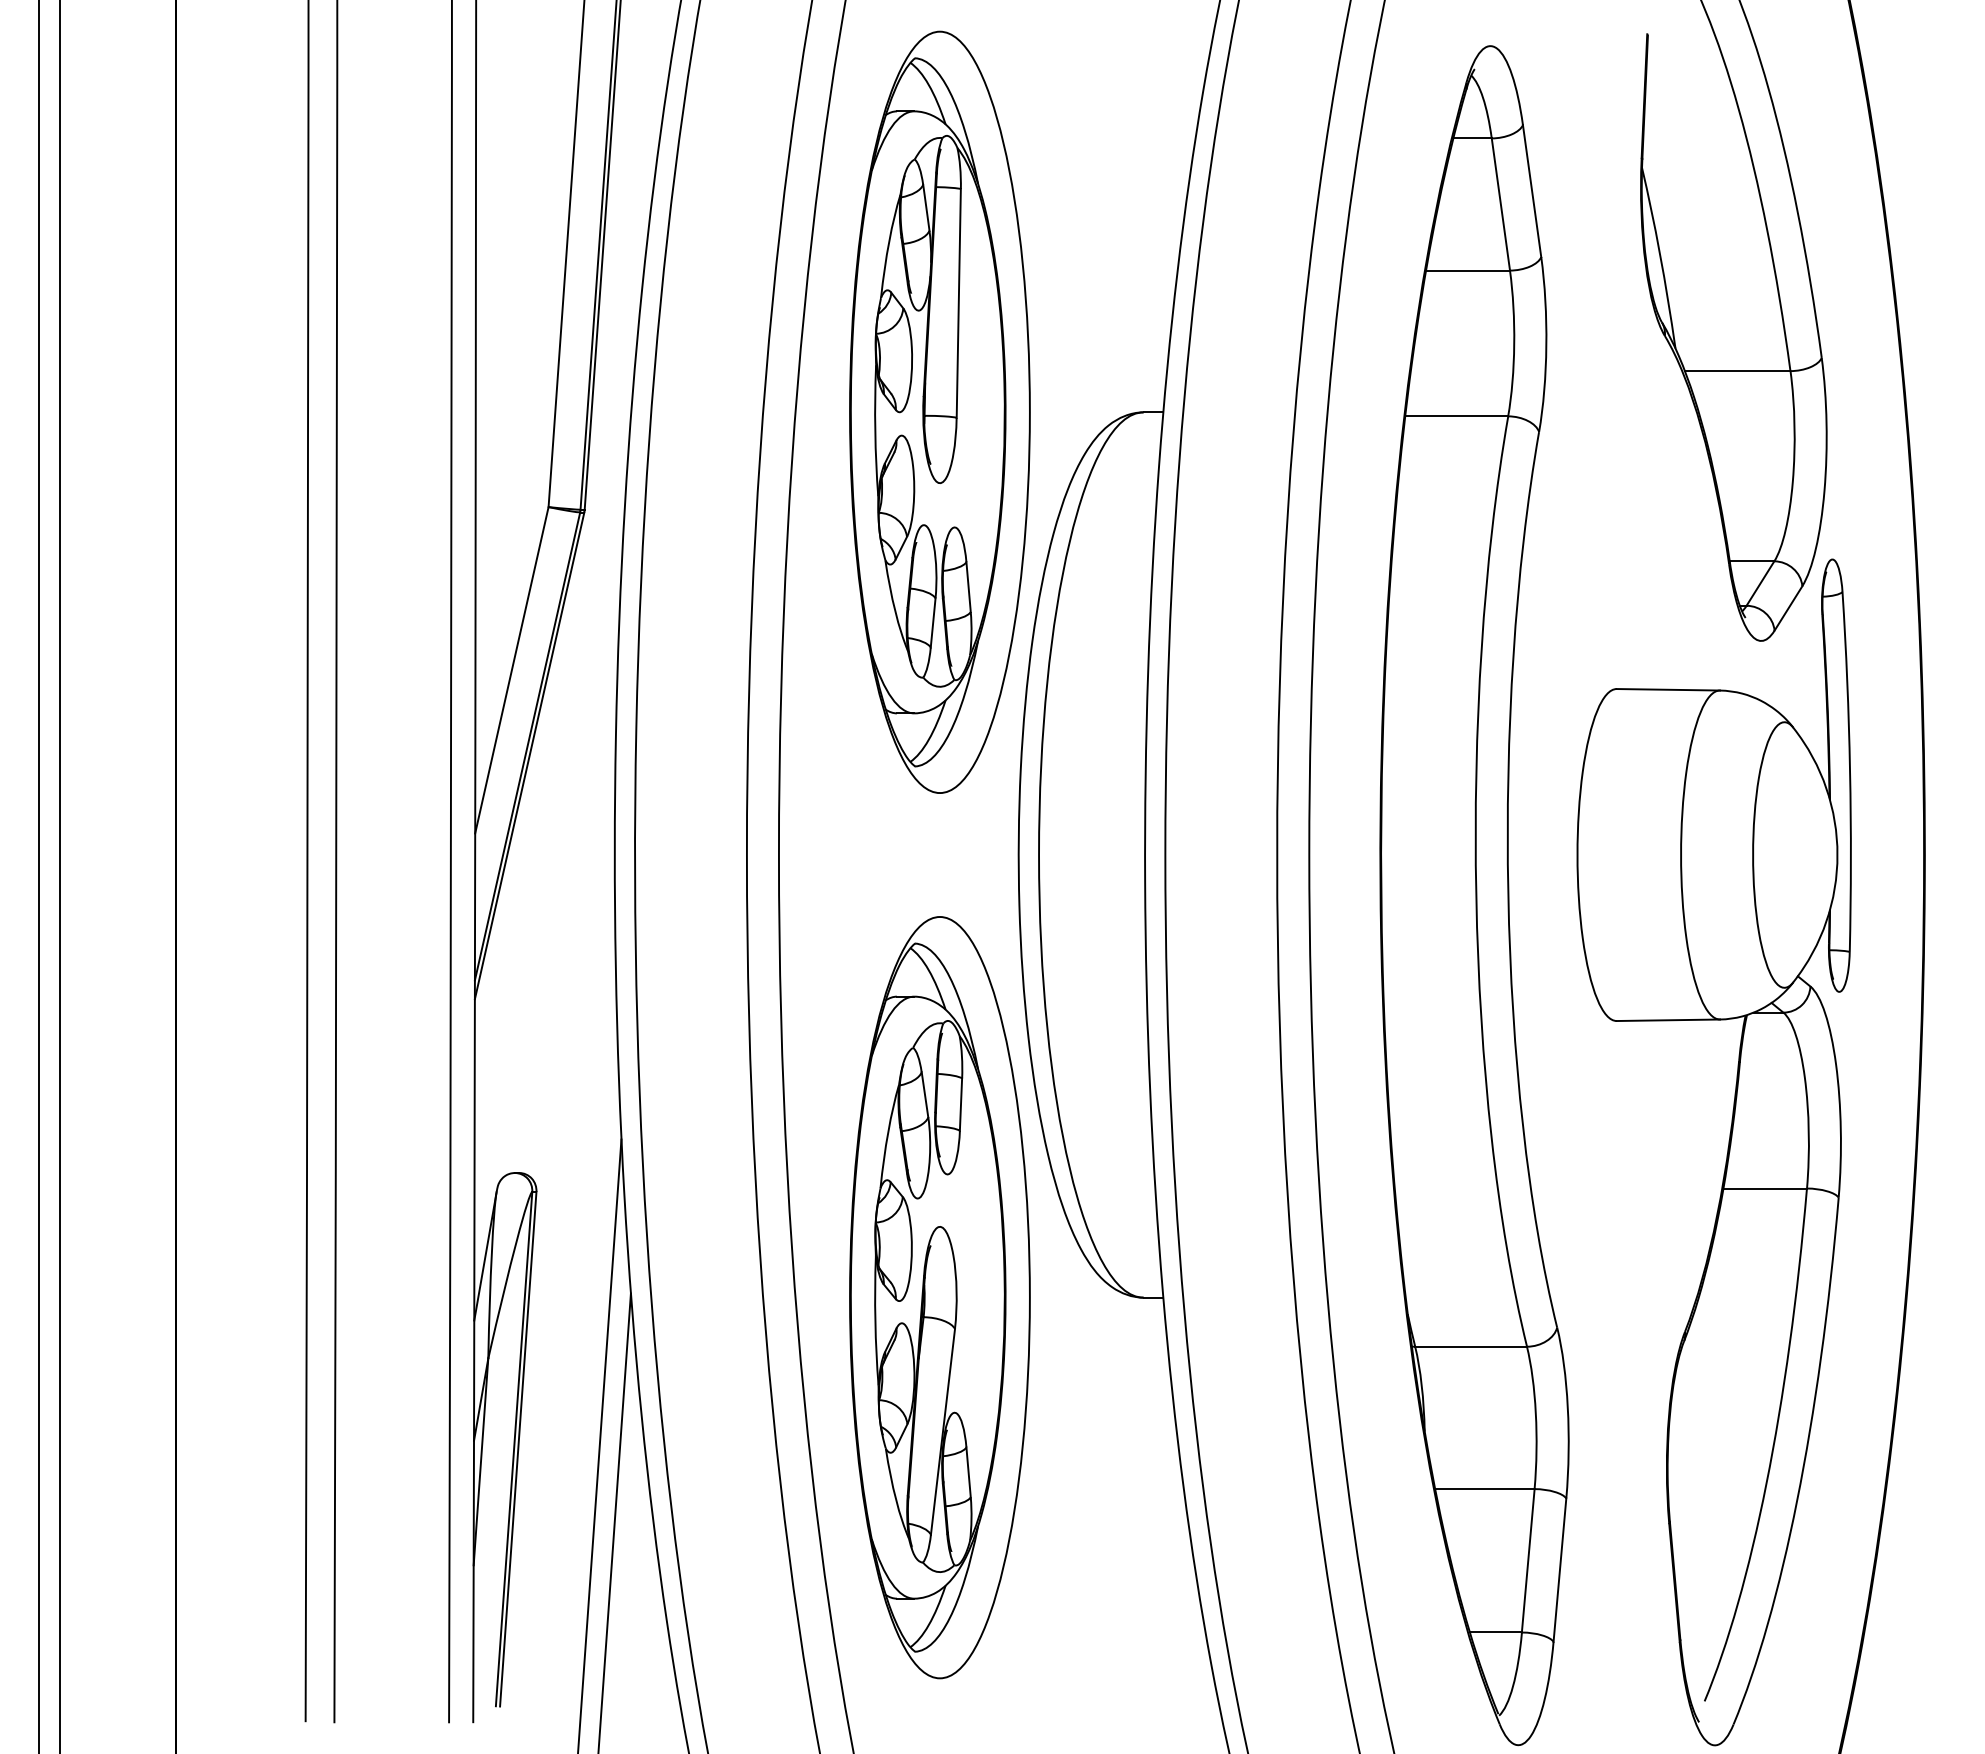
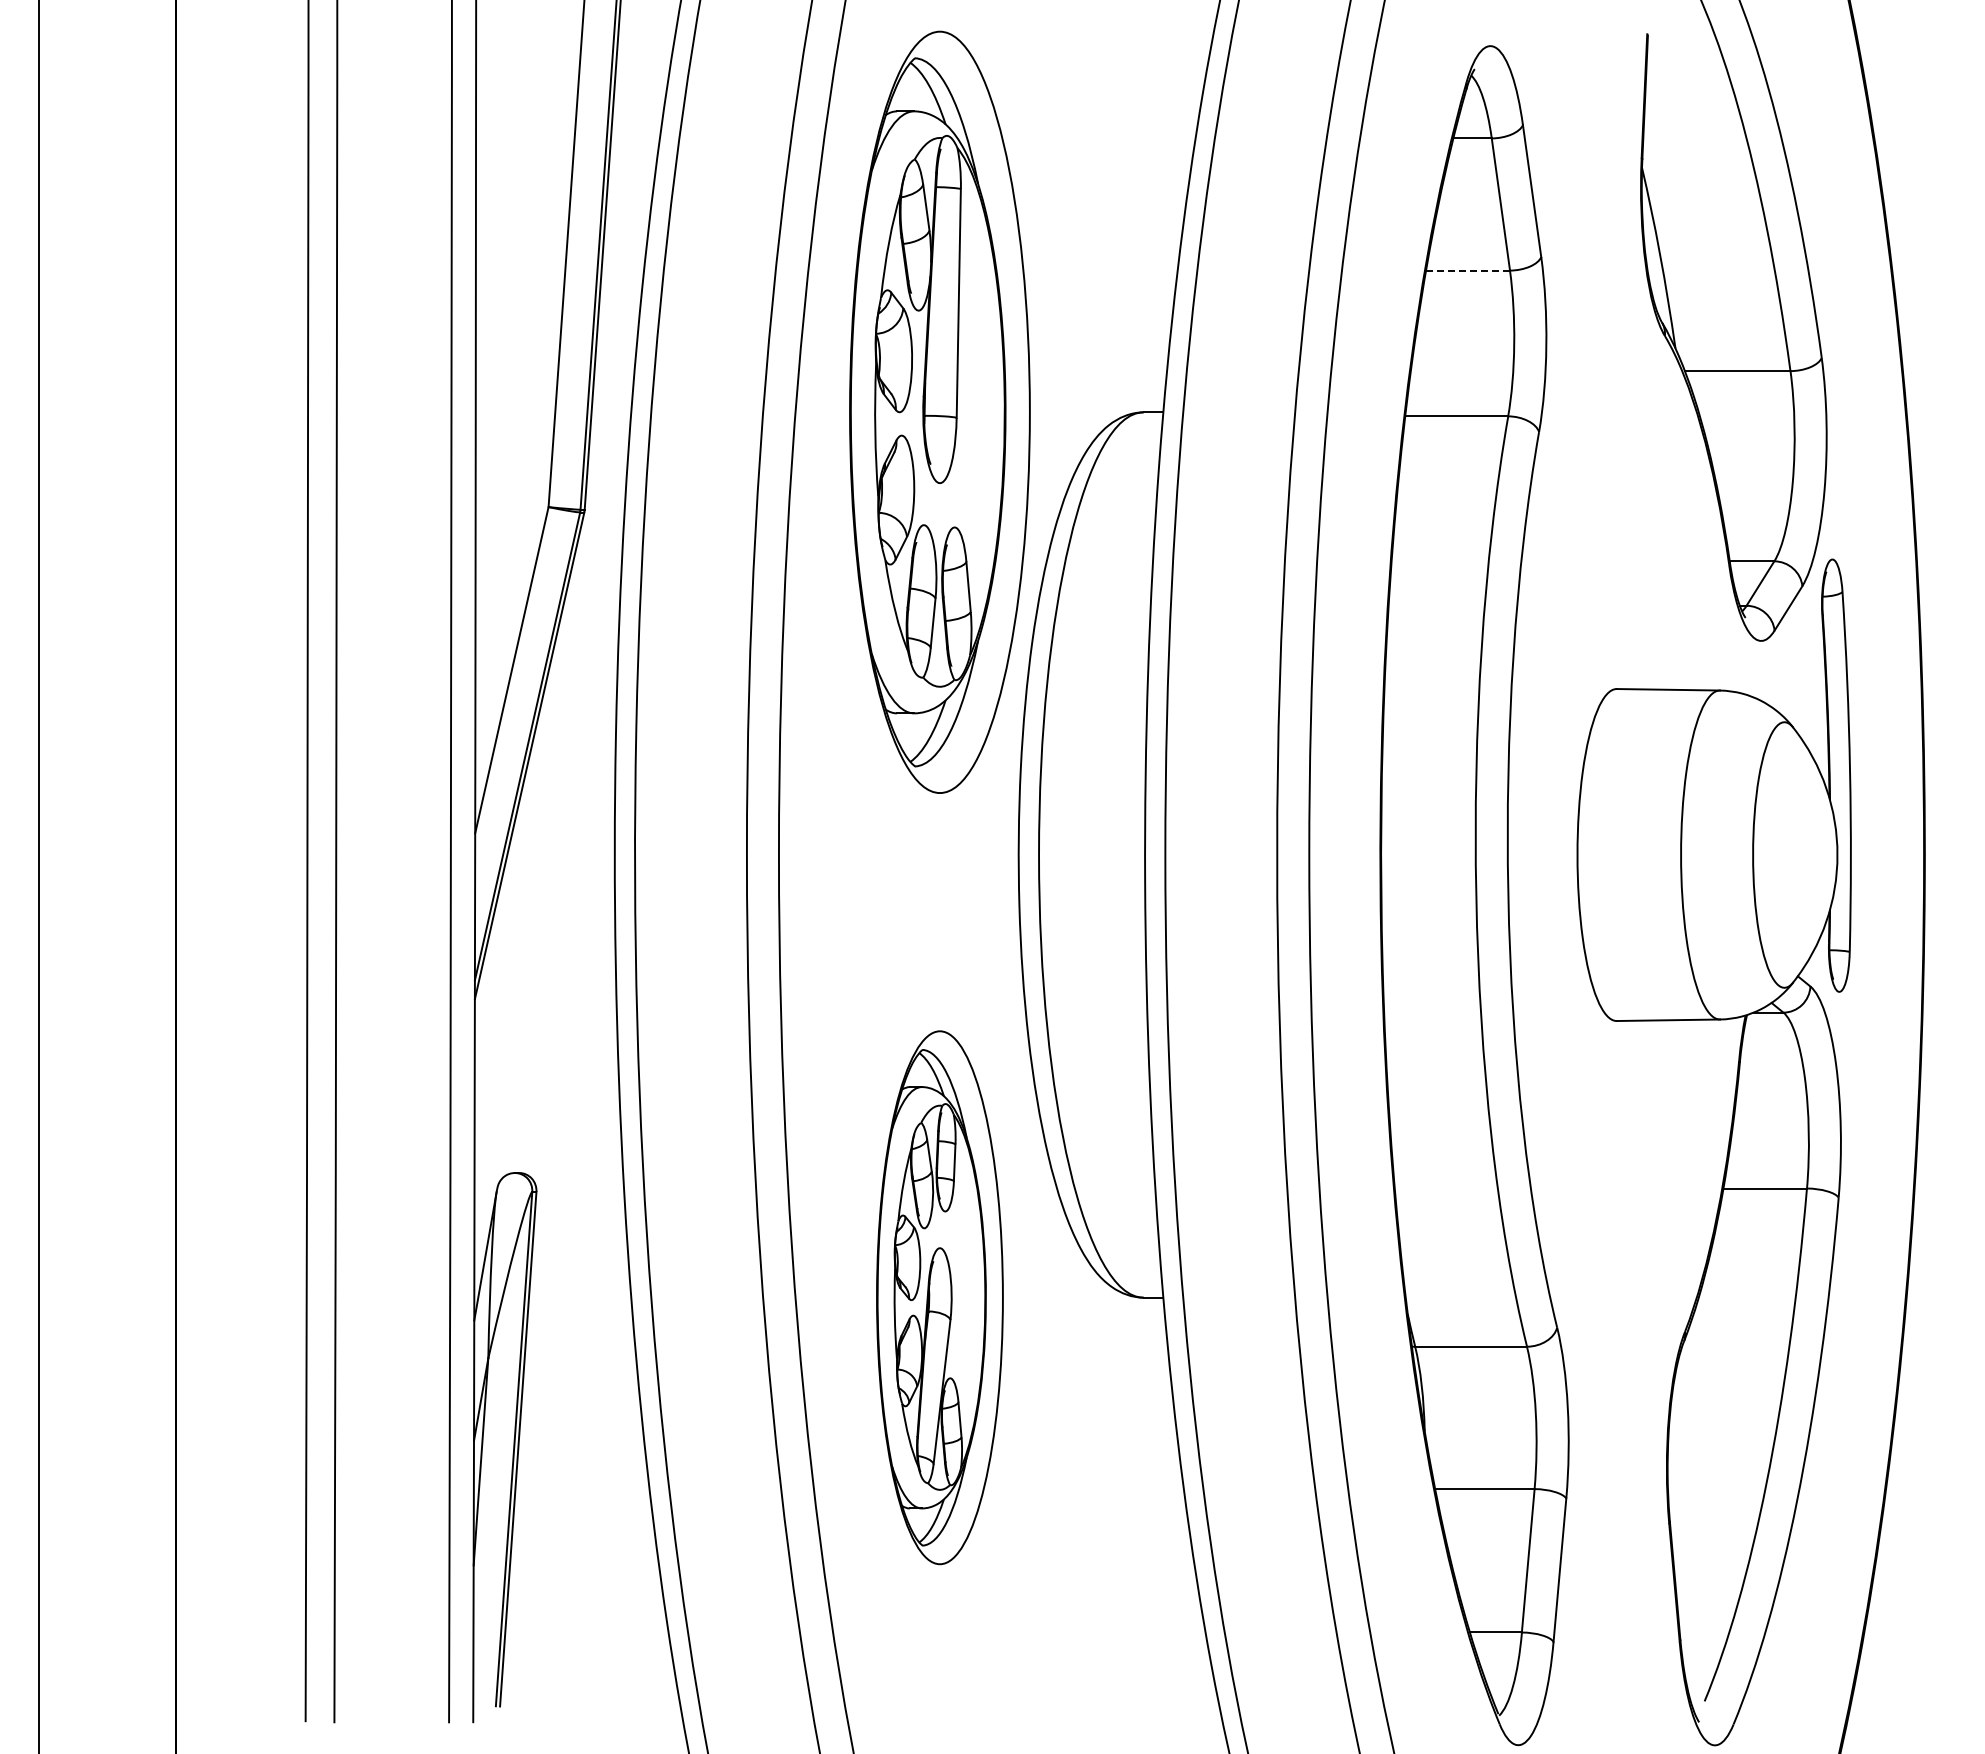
line: solid -> dashed (1467, 270)
line: present -> none (59, 876)
part size: 182x764 px -> 128x536 px (939, 1297)
line: present -> none (599, 1444)
line: present -> none (614, 1521)
